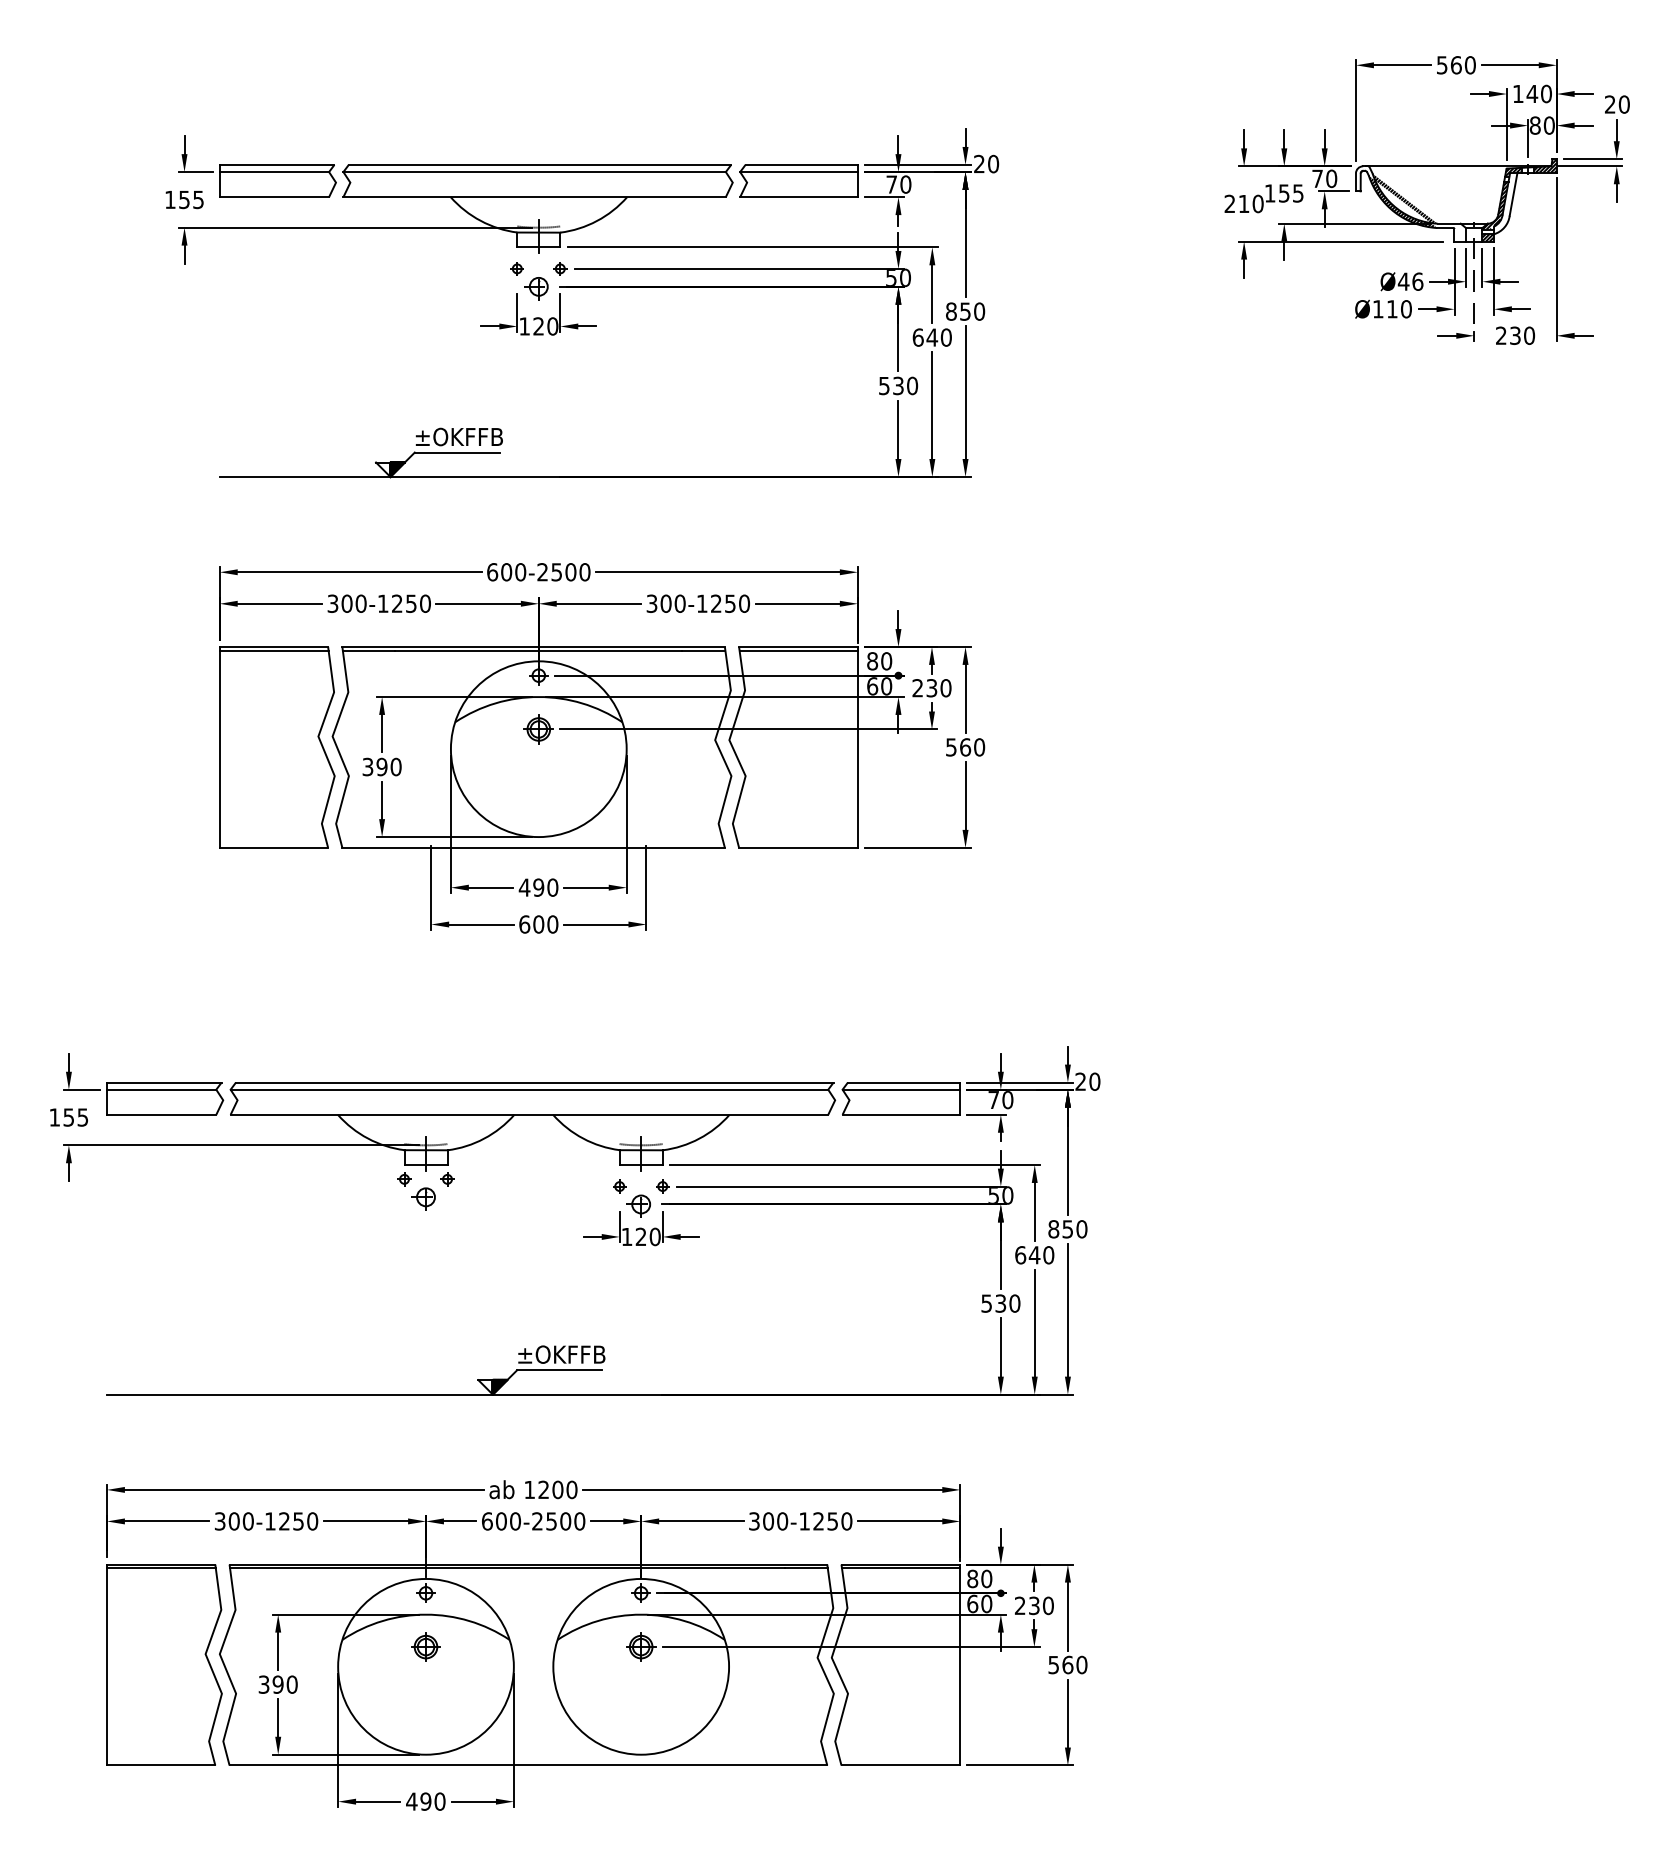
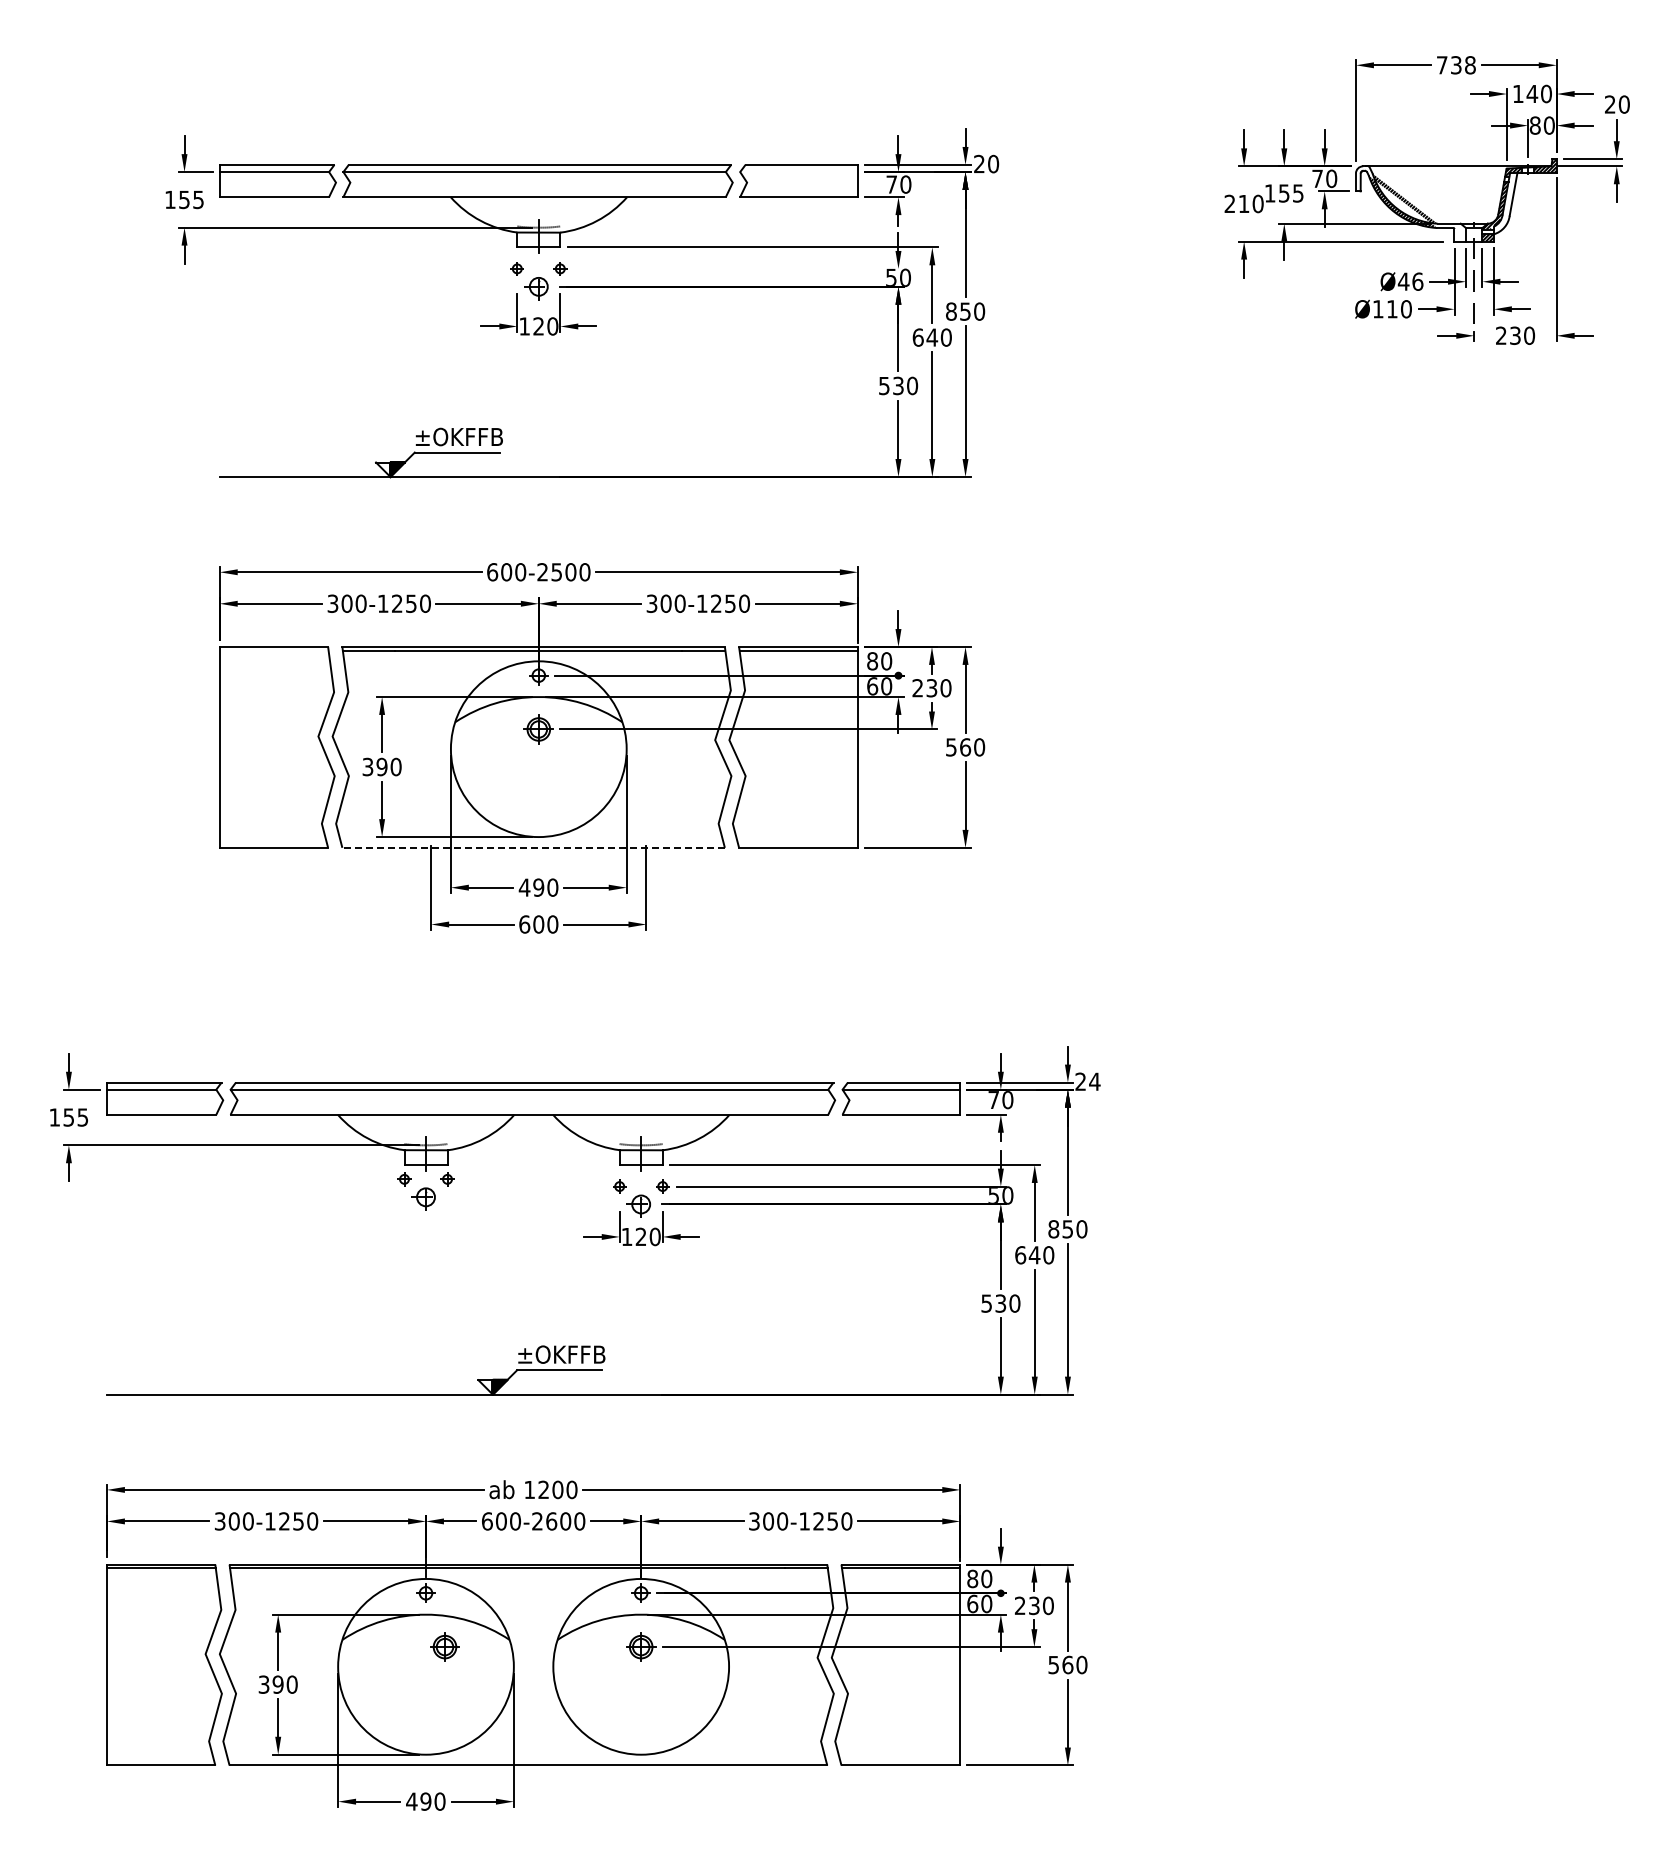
text: 560 -> 738 (1456, 65)
line: present -> none (798, 172)
line: present -> none (738, 268)
line: present -> none (273, 650)
line: solid -> dashed (533, 847)
text: 20 -> 24 (1094, 1081)
text: 600-2500 -> 600-2600 (551, 1521)
part position: (425, 1646) -> (444, 1646) (444, 1646)
